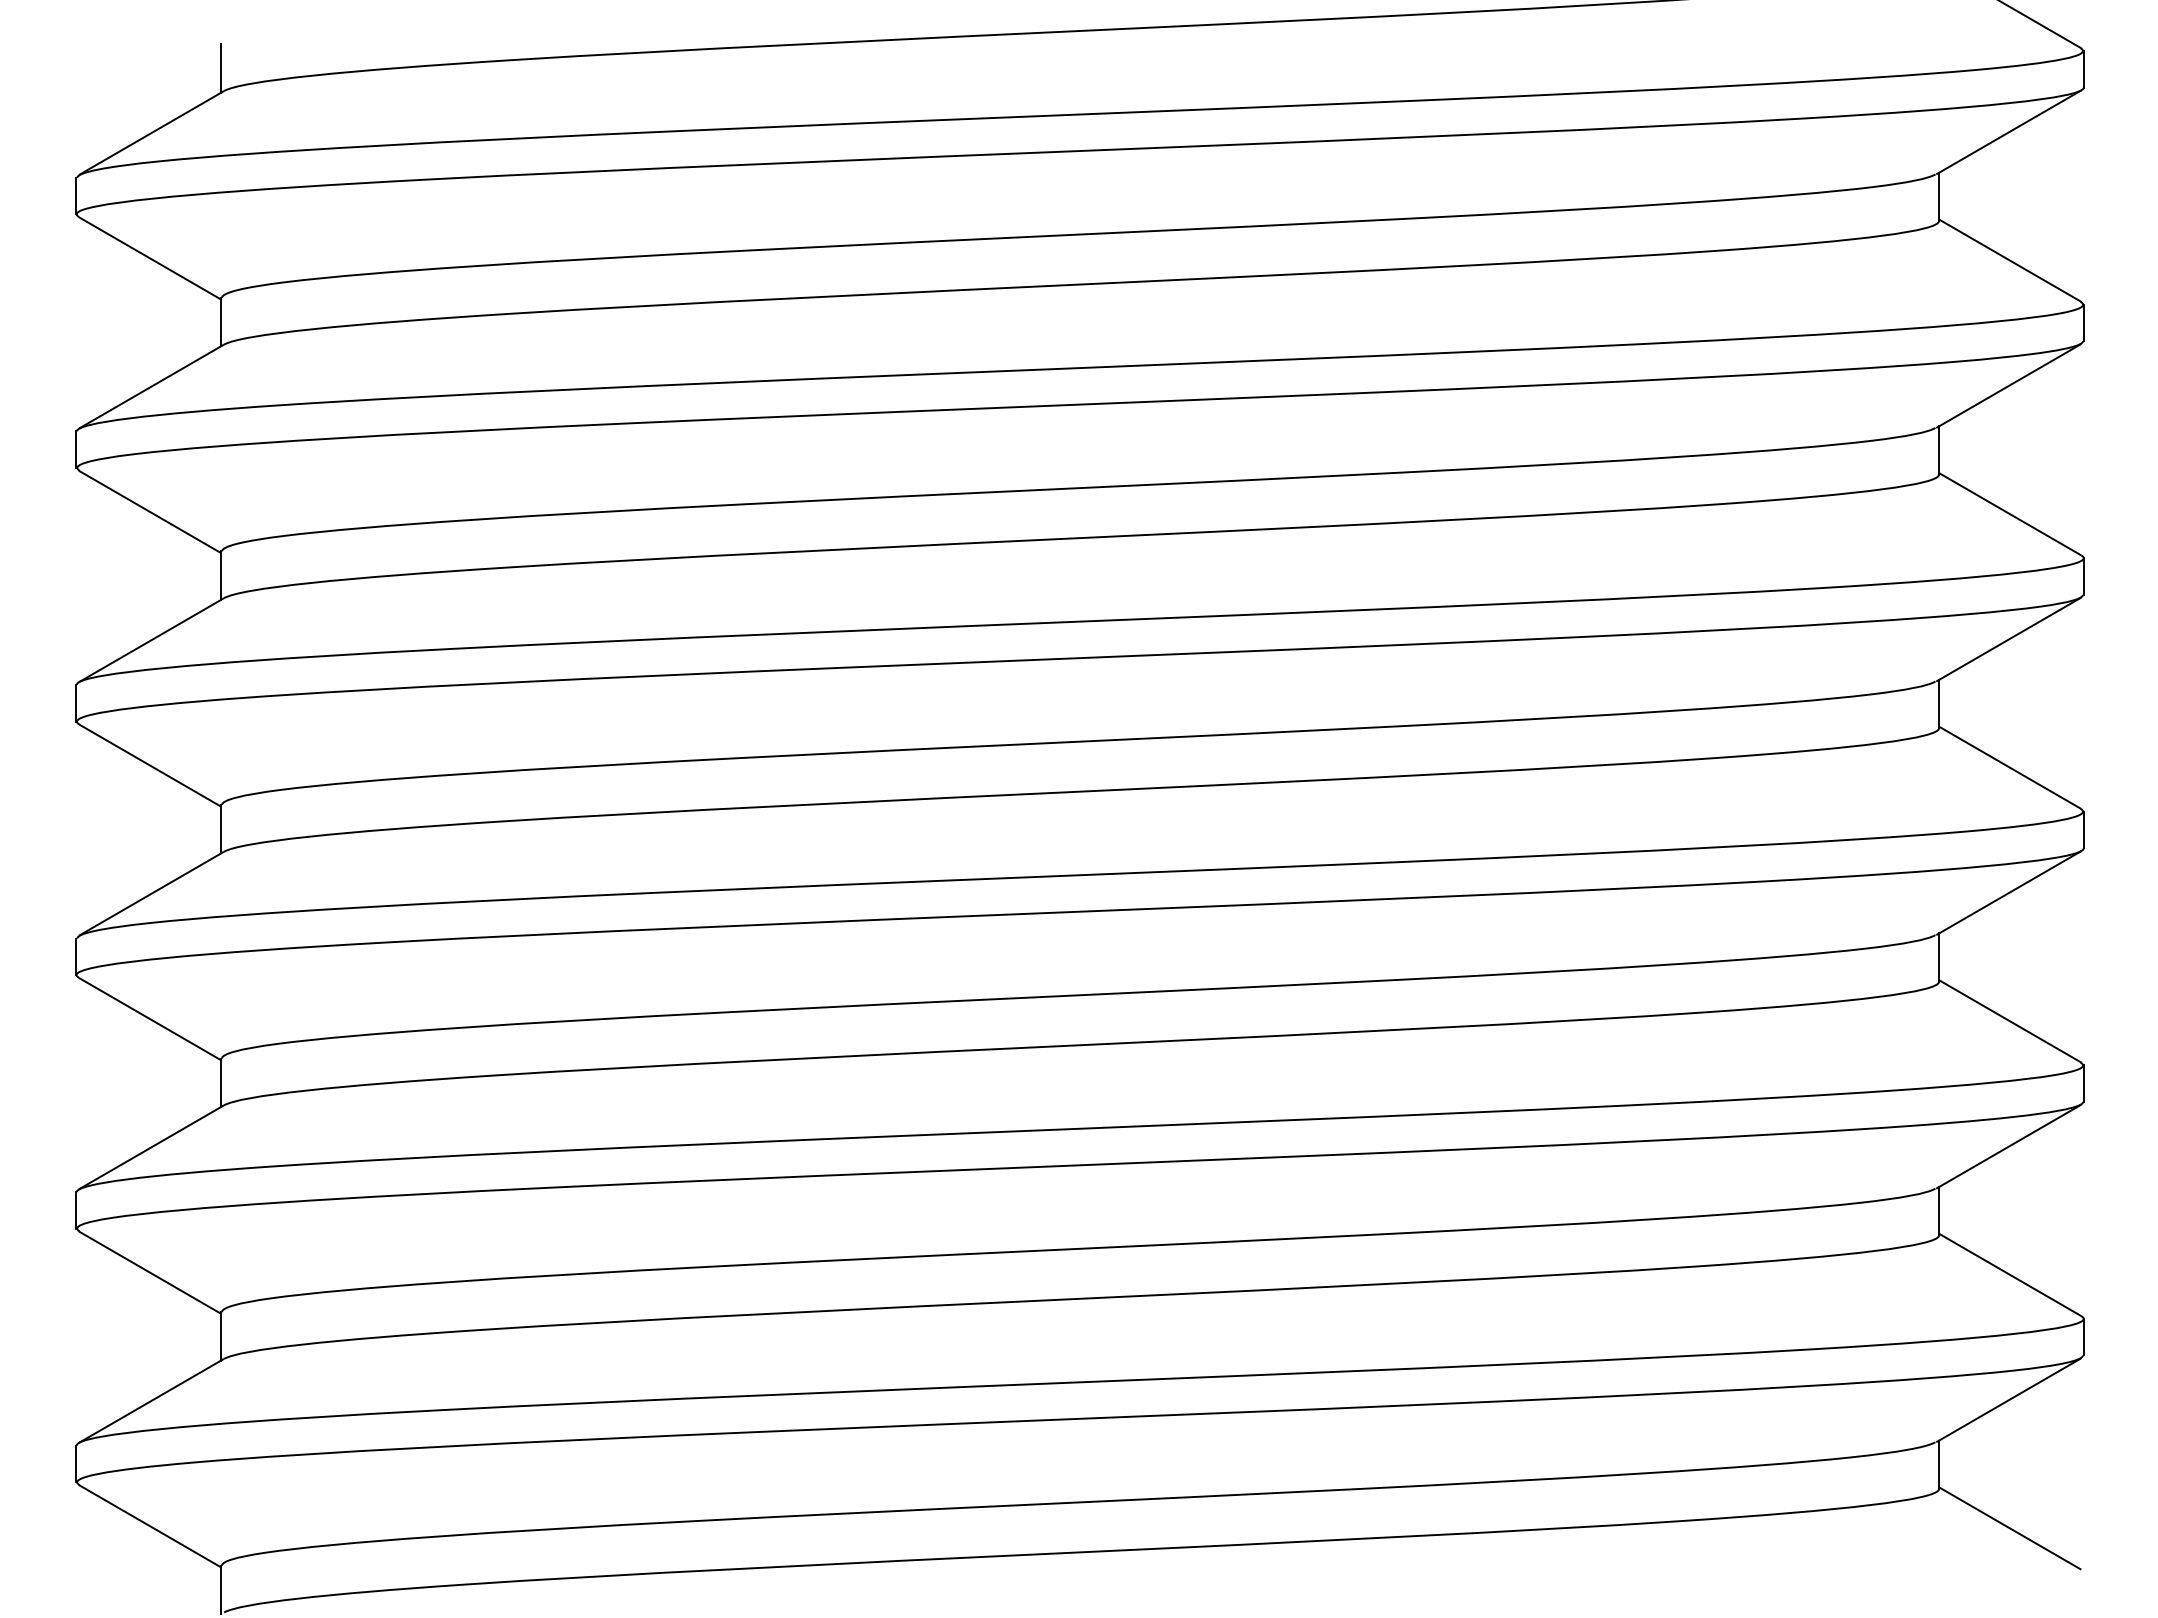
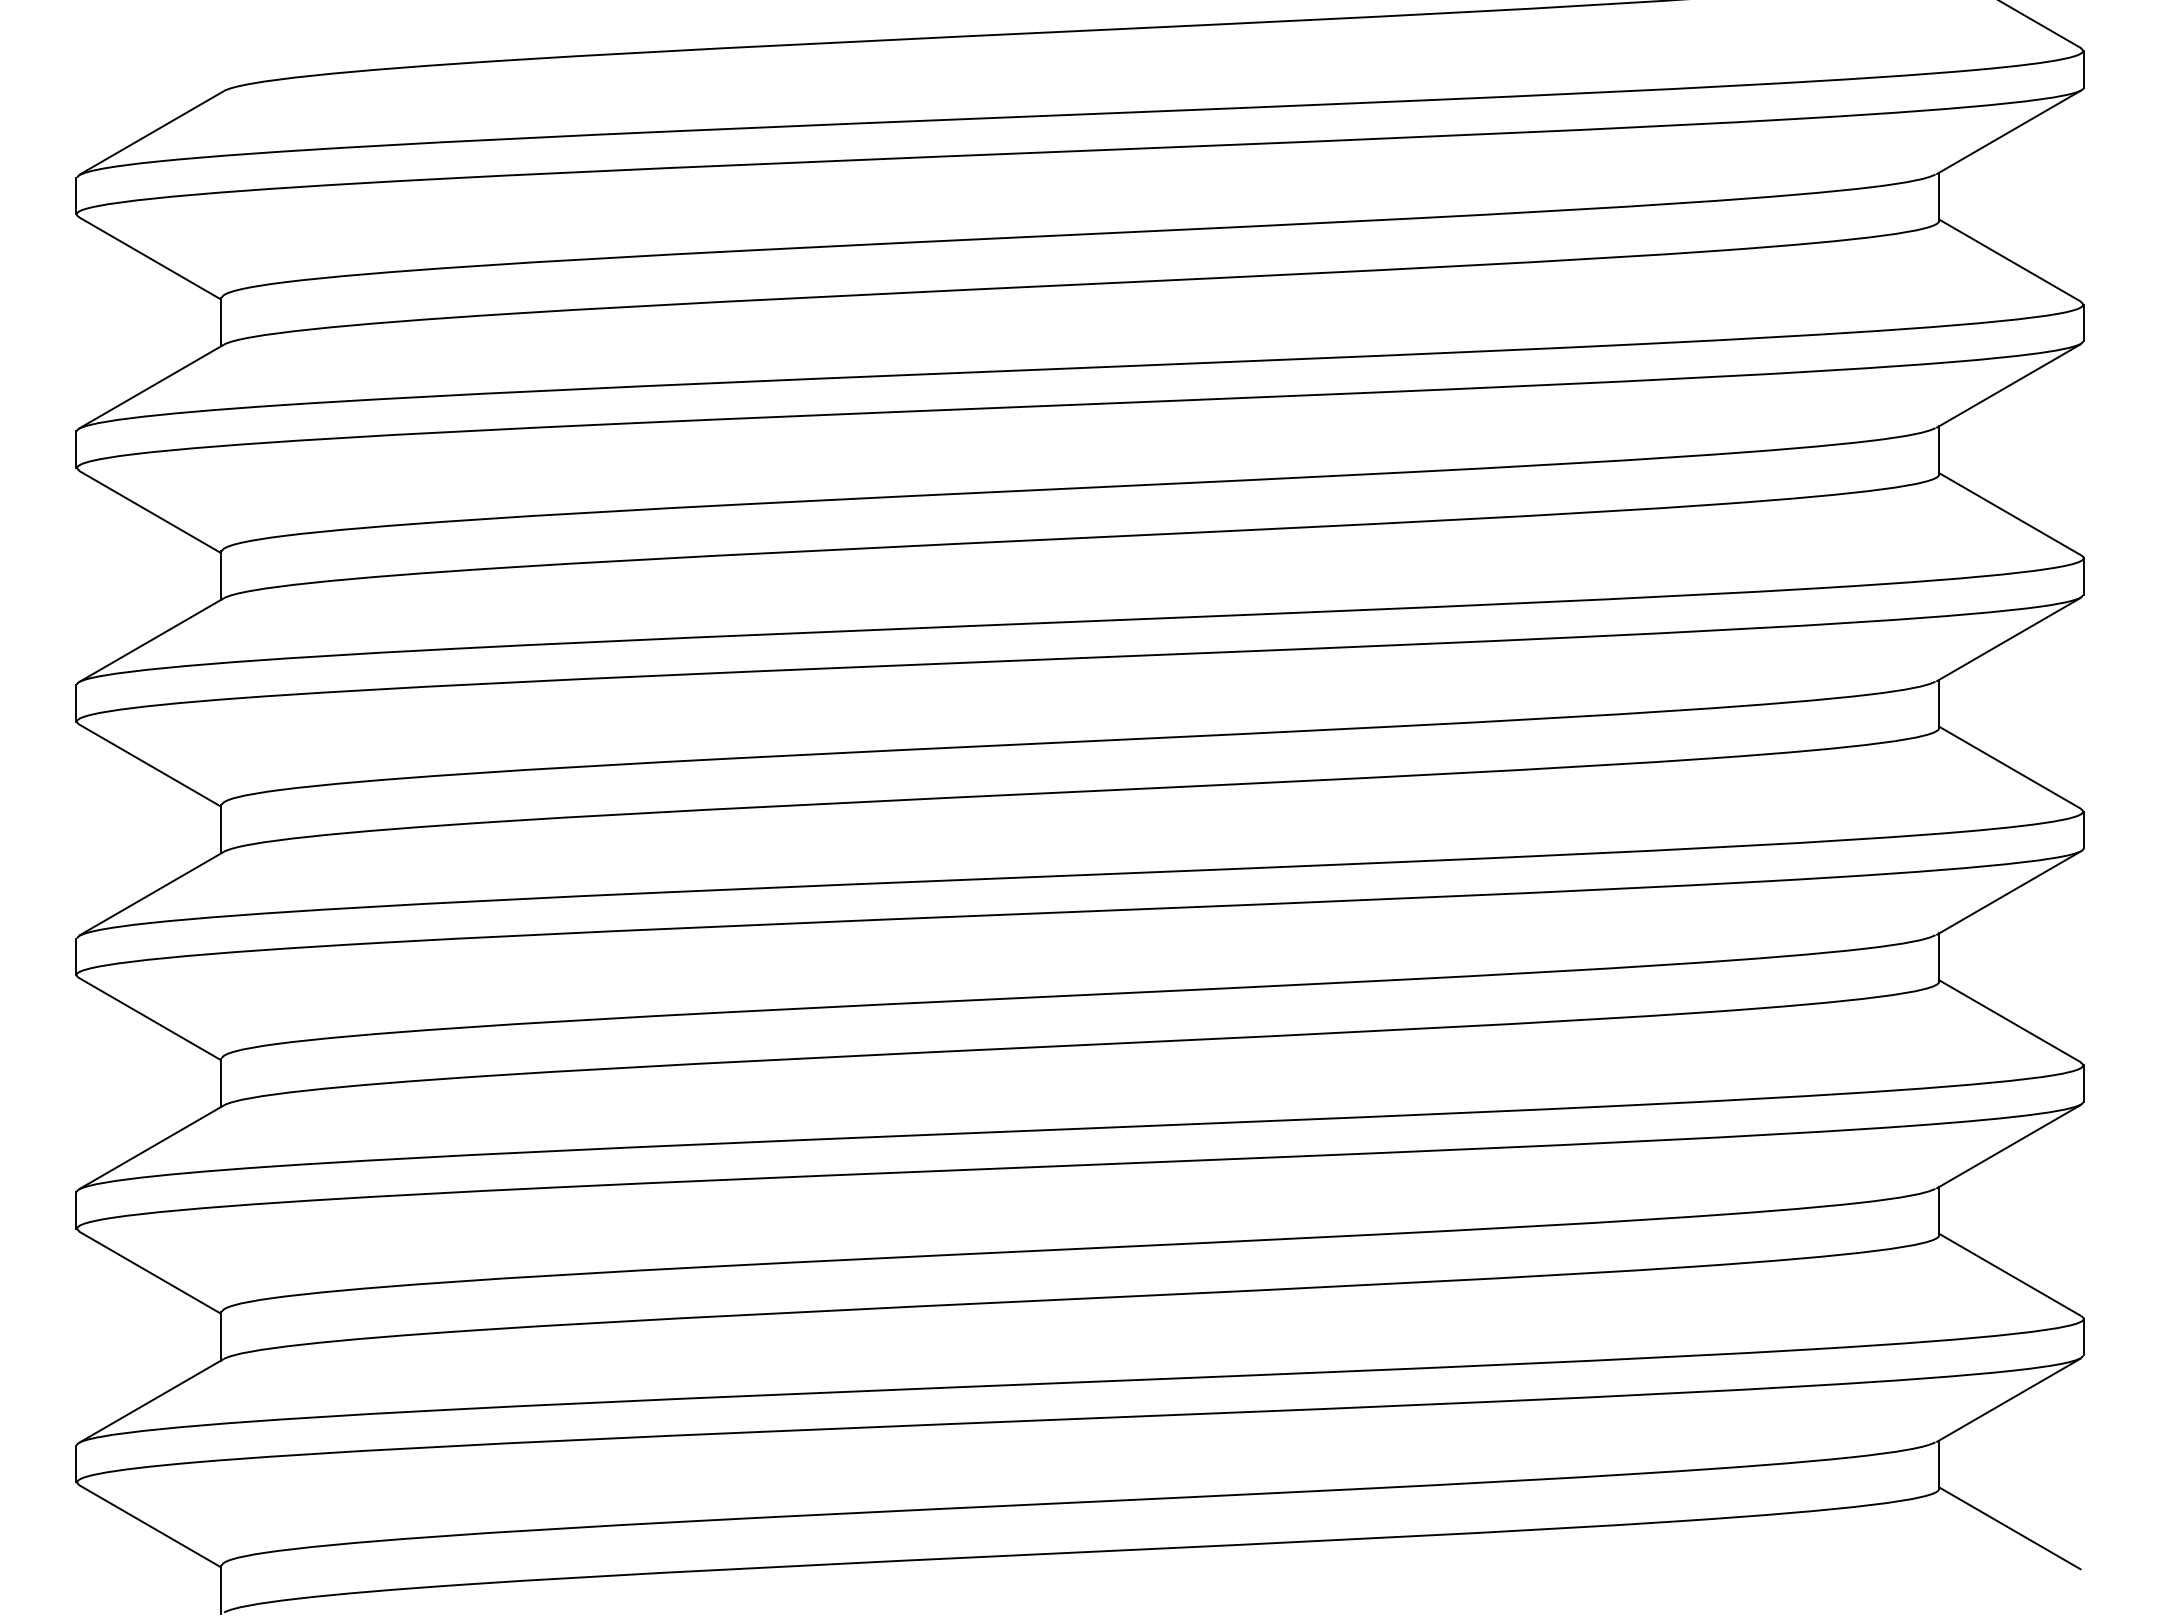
line: present -> none (221, 68)
